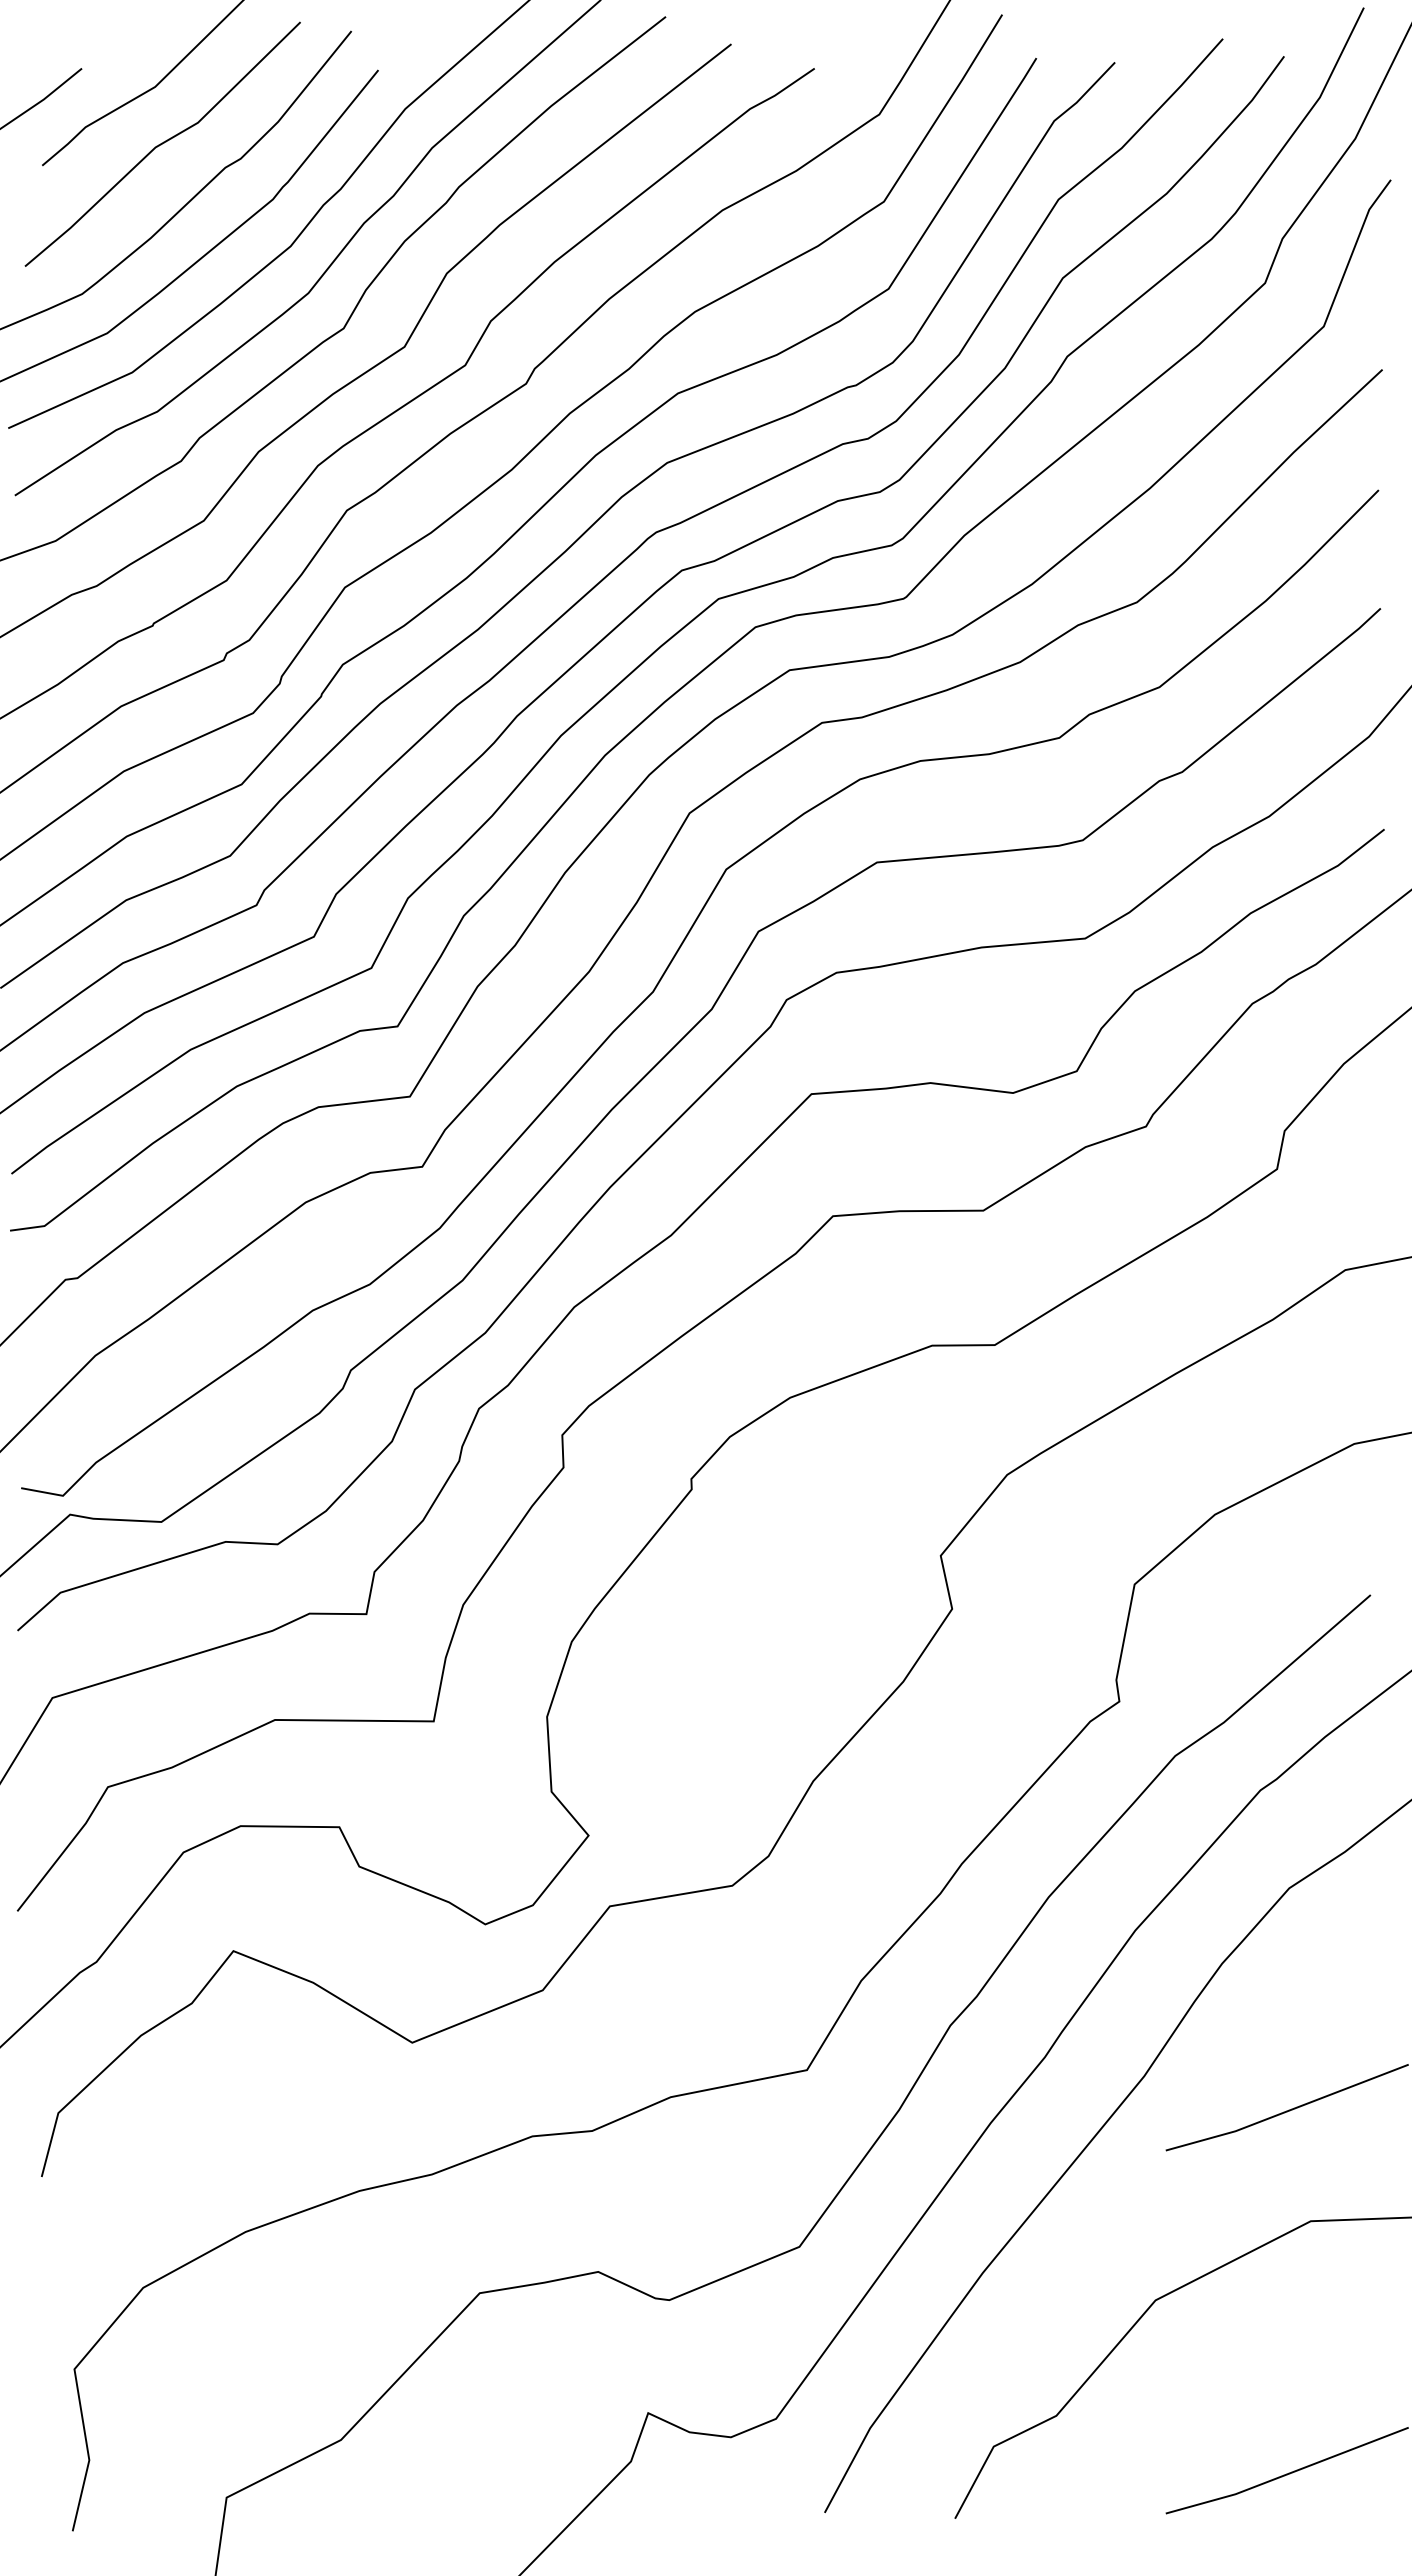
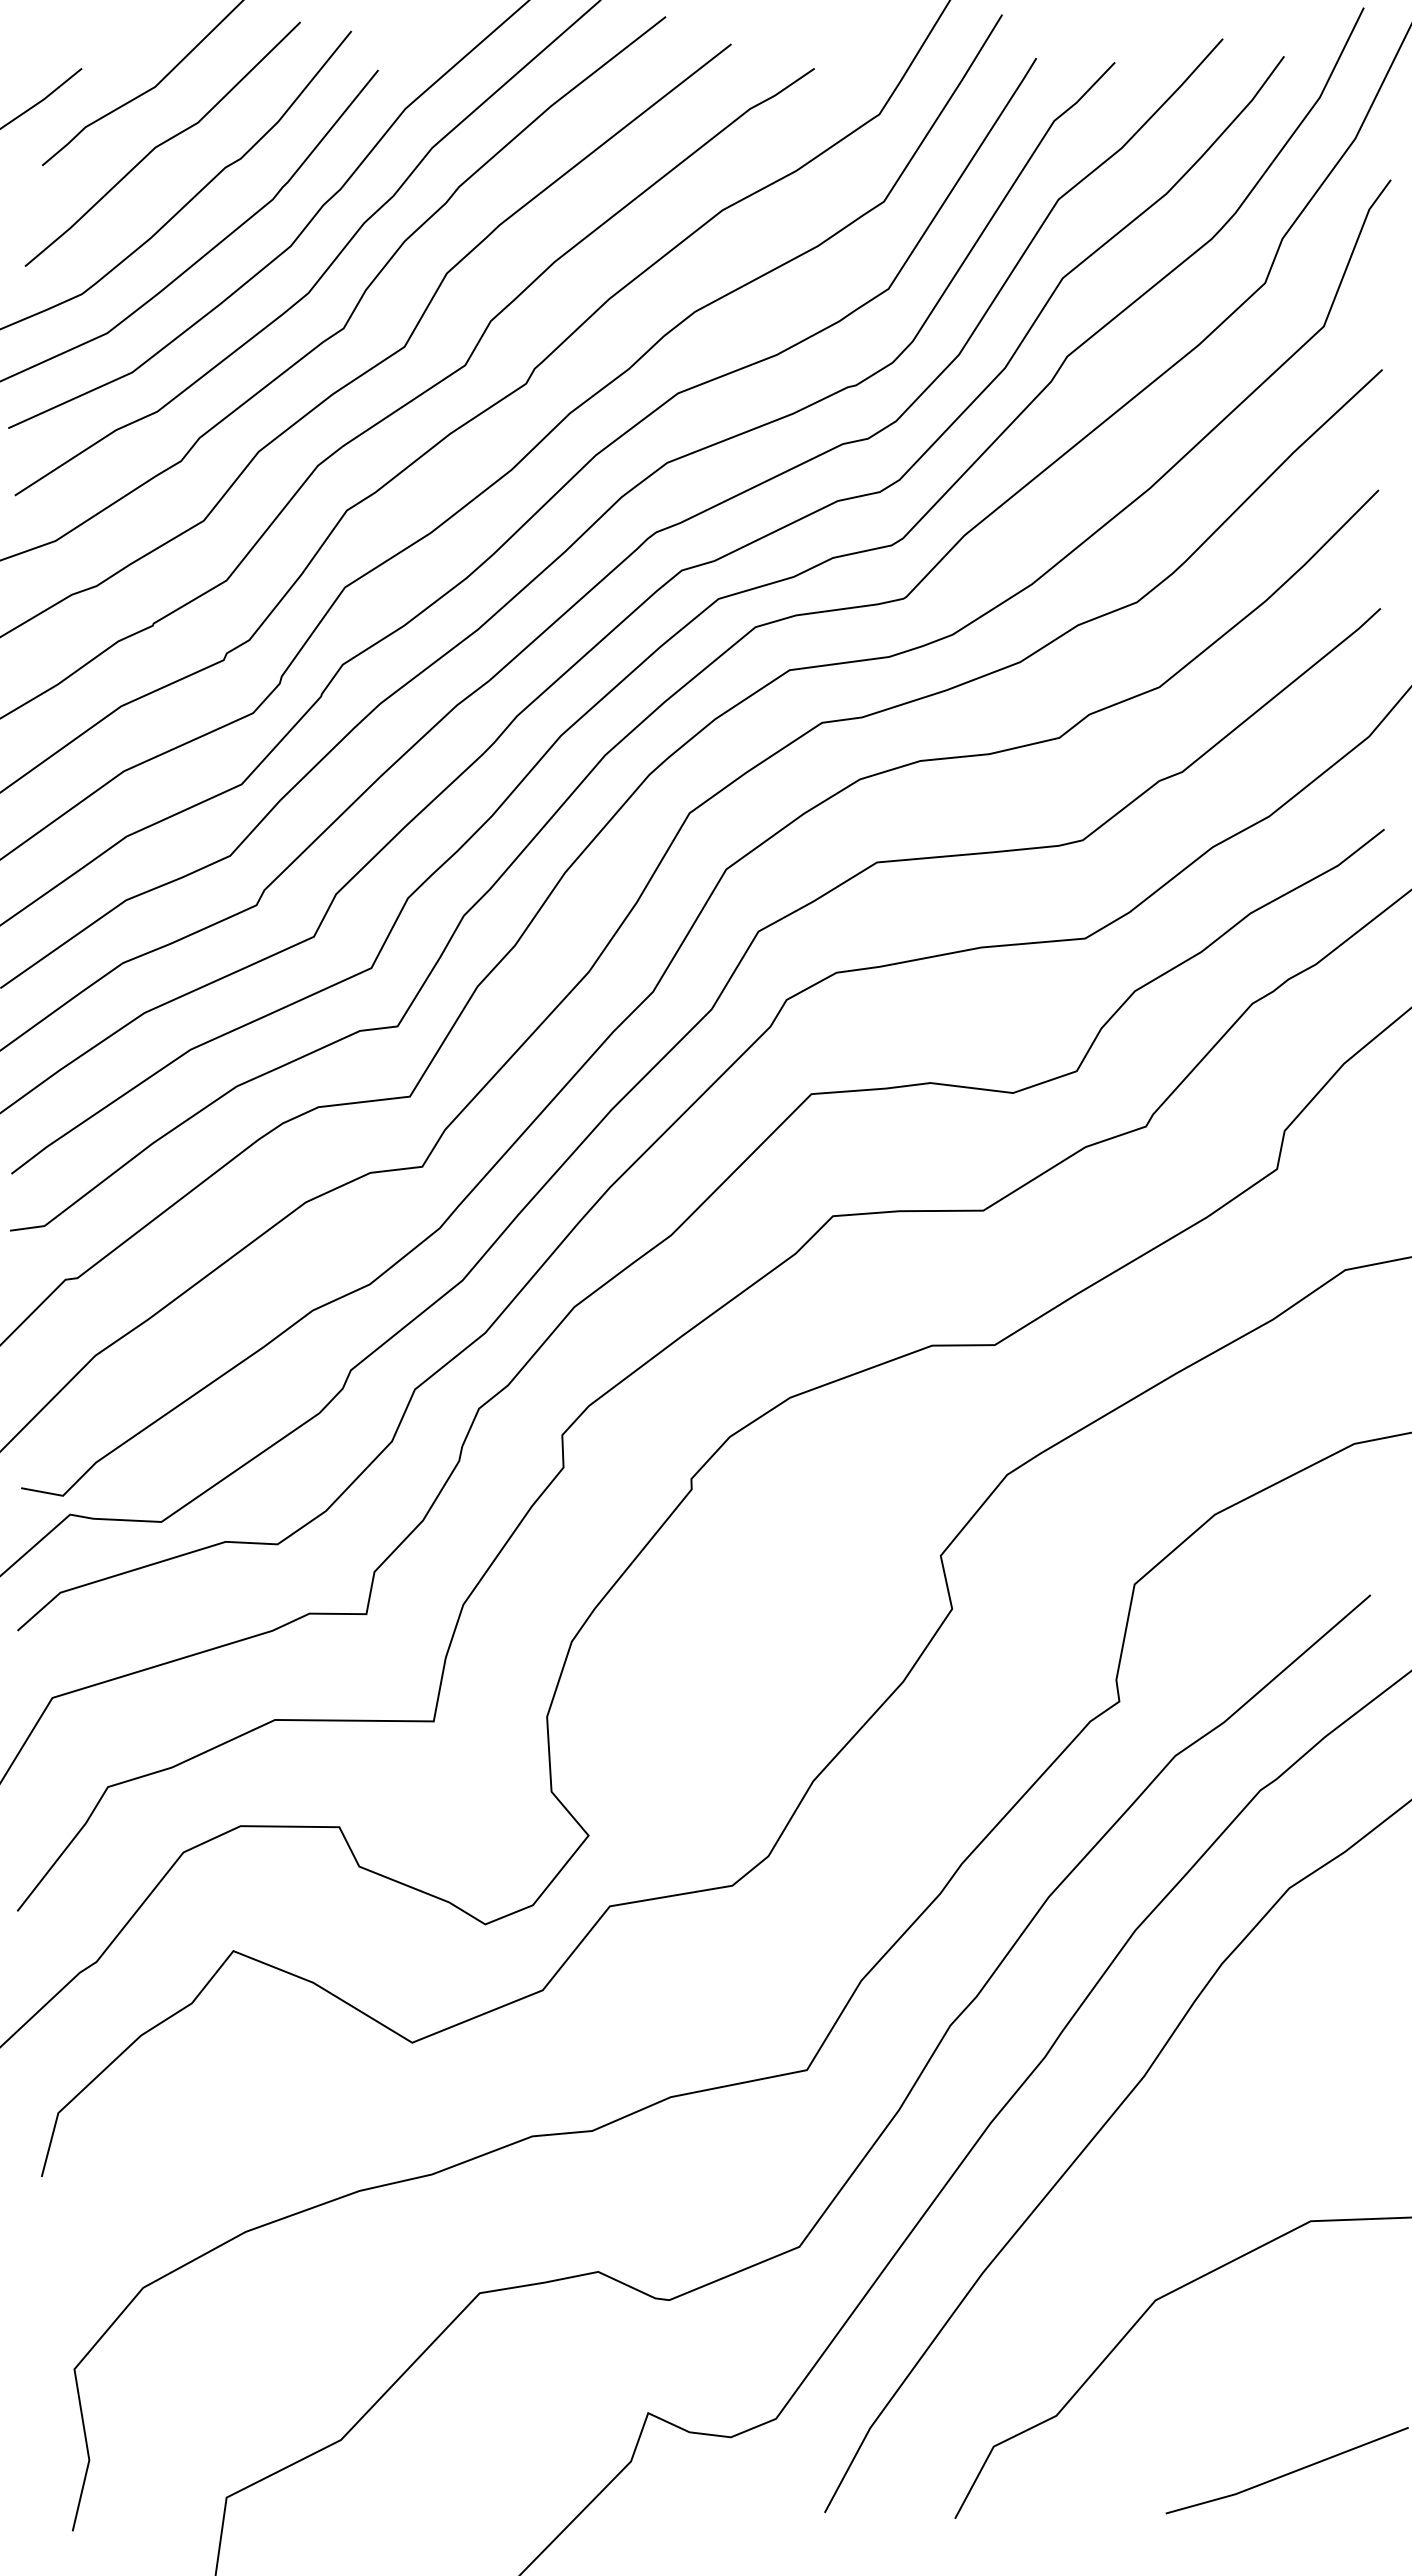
line: present -> none (1288, 2109)
